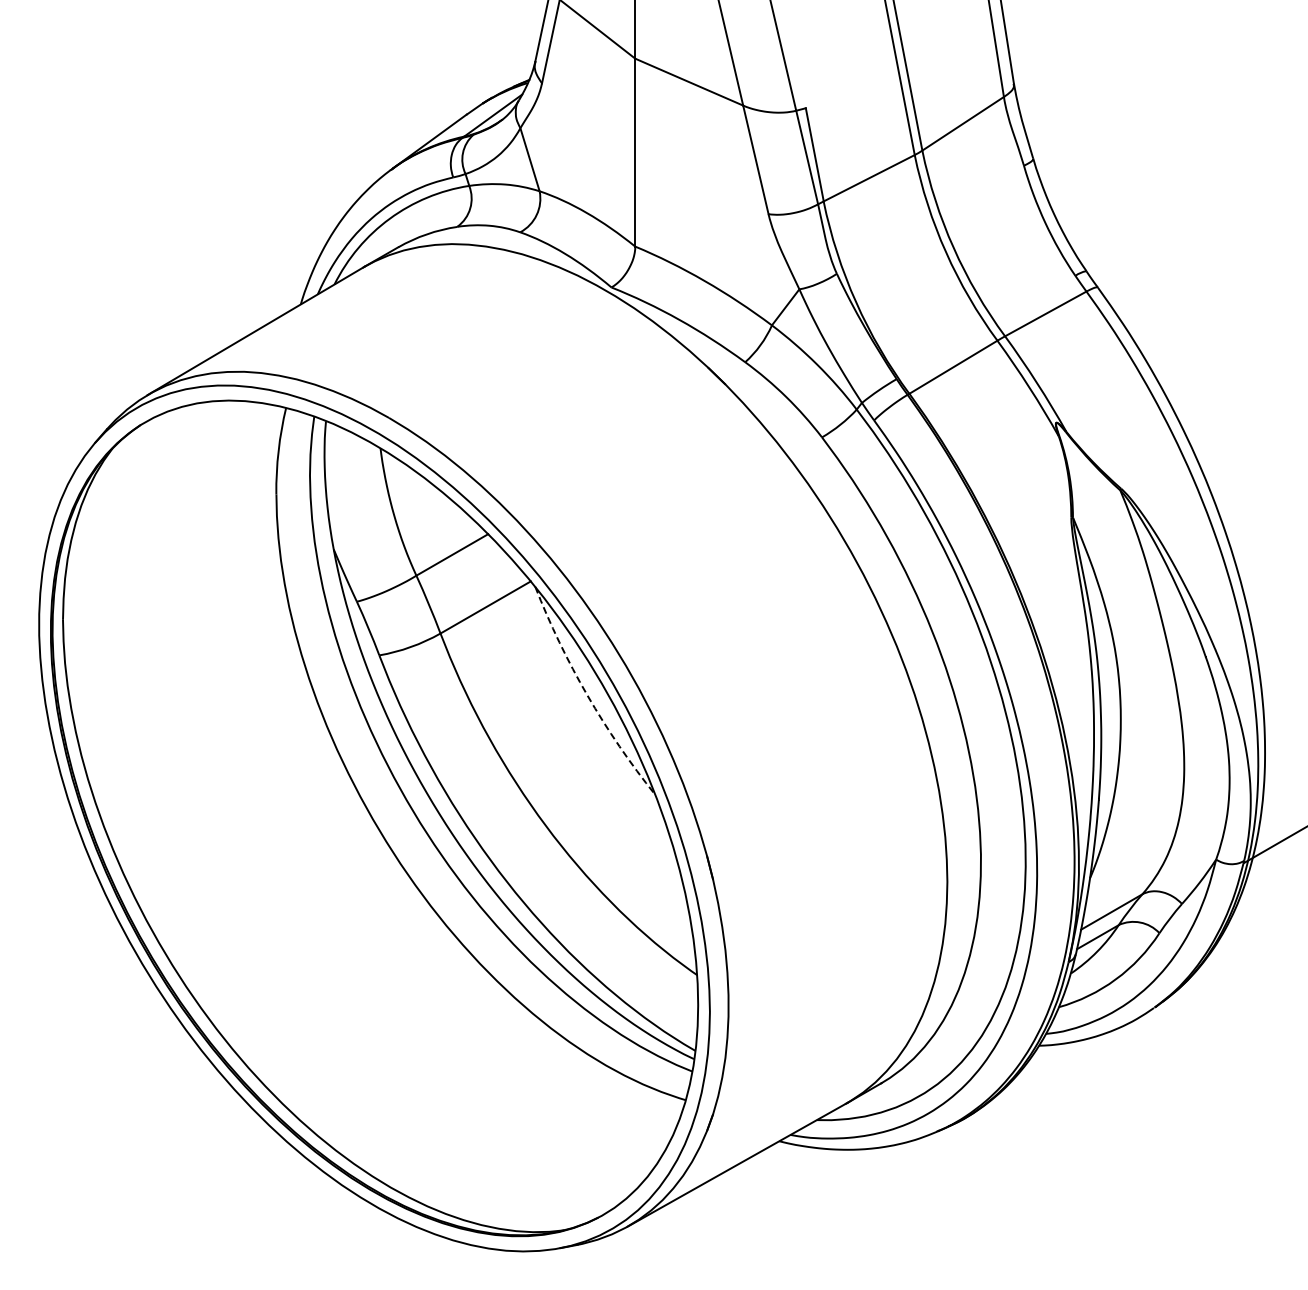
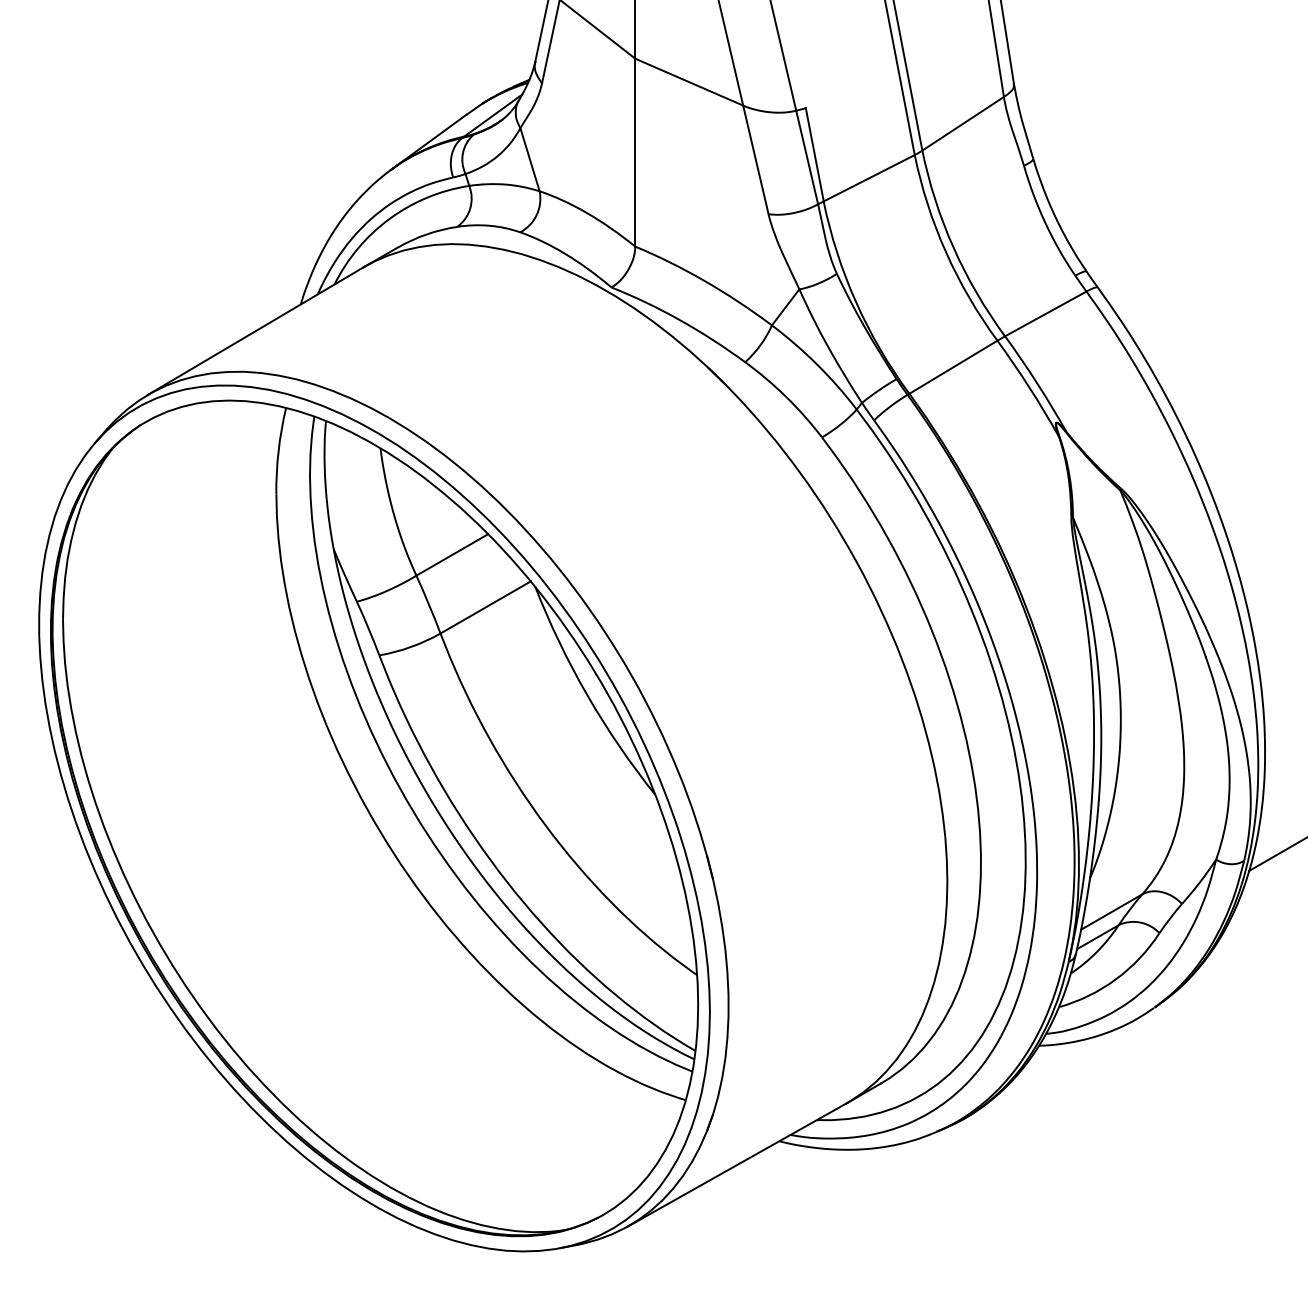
arc: dashed -> solid (587, 695)
line position: (1274, 845) -> (1276, 854) (1276, 854)
